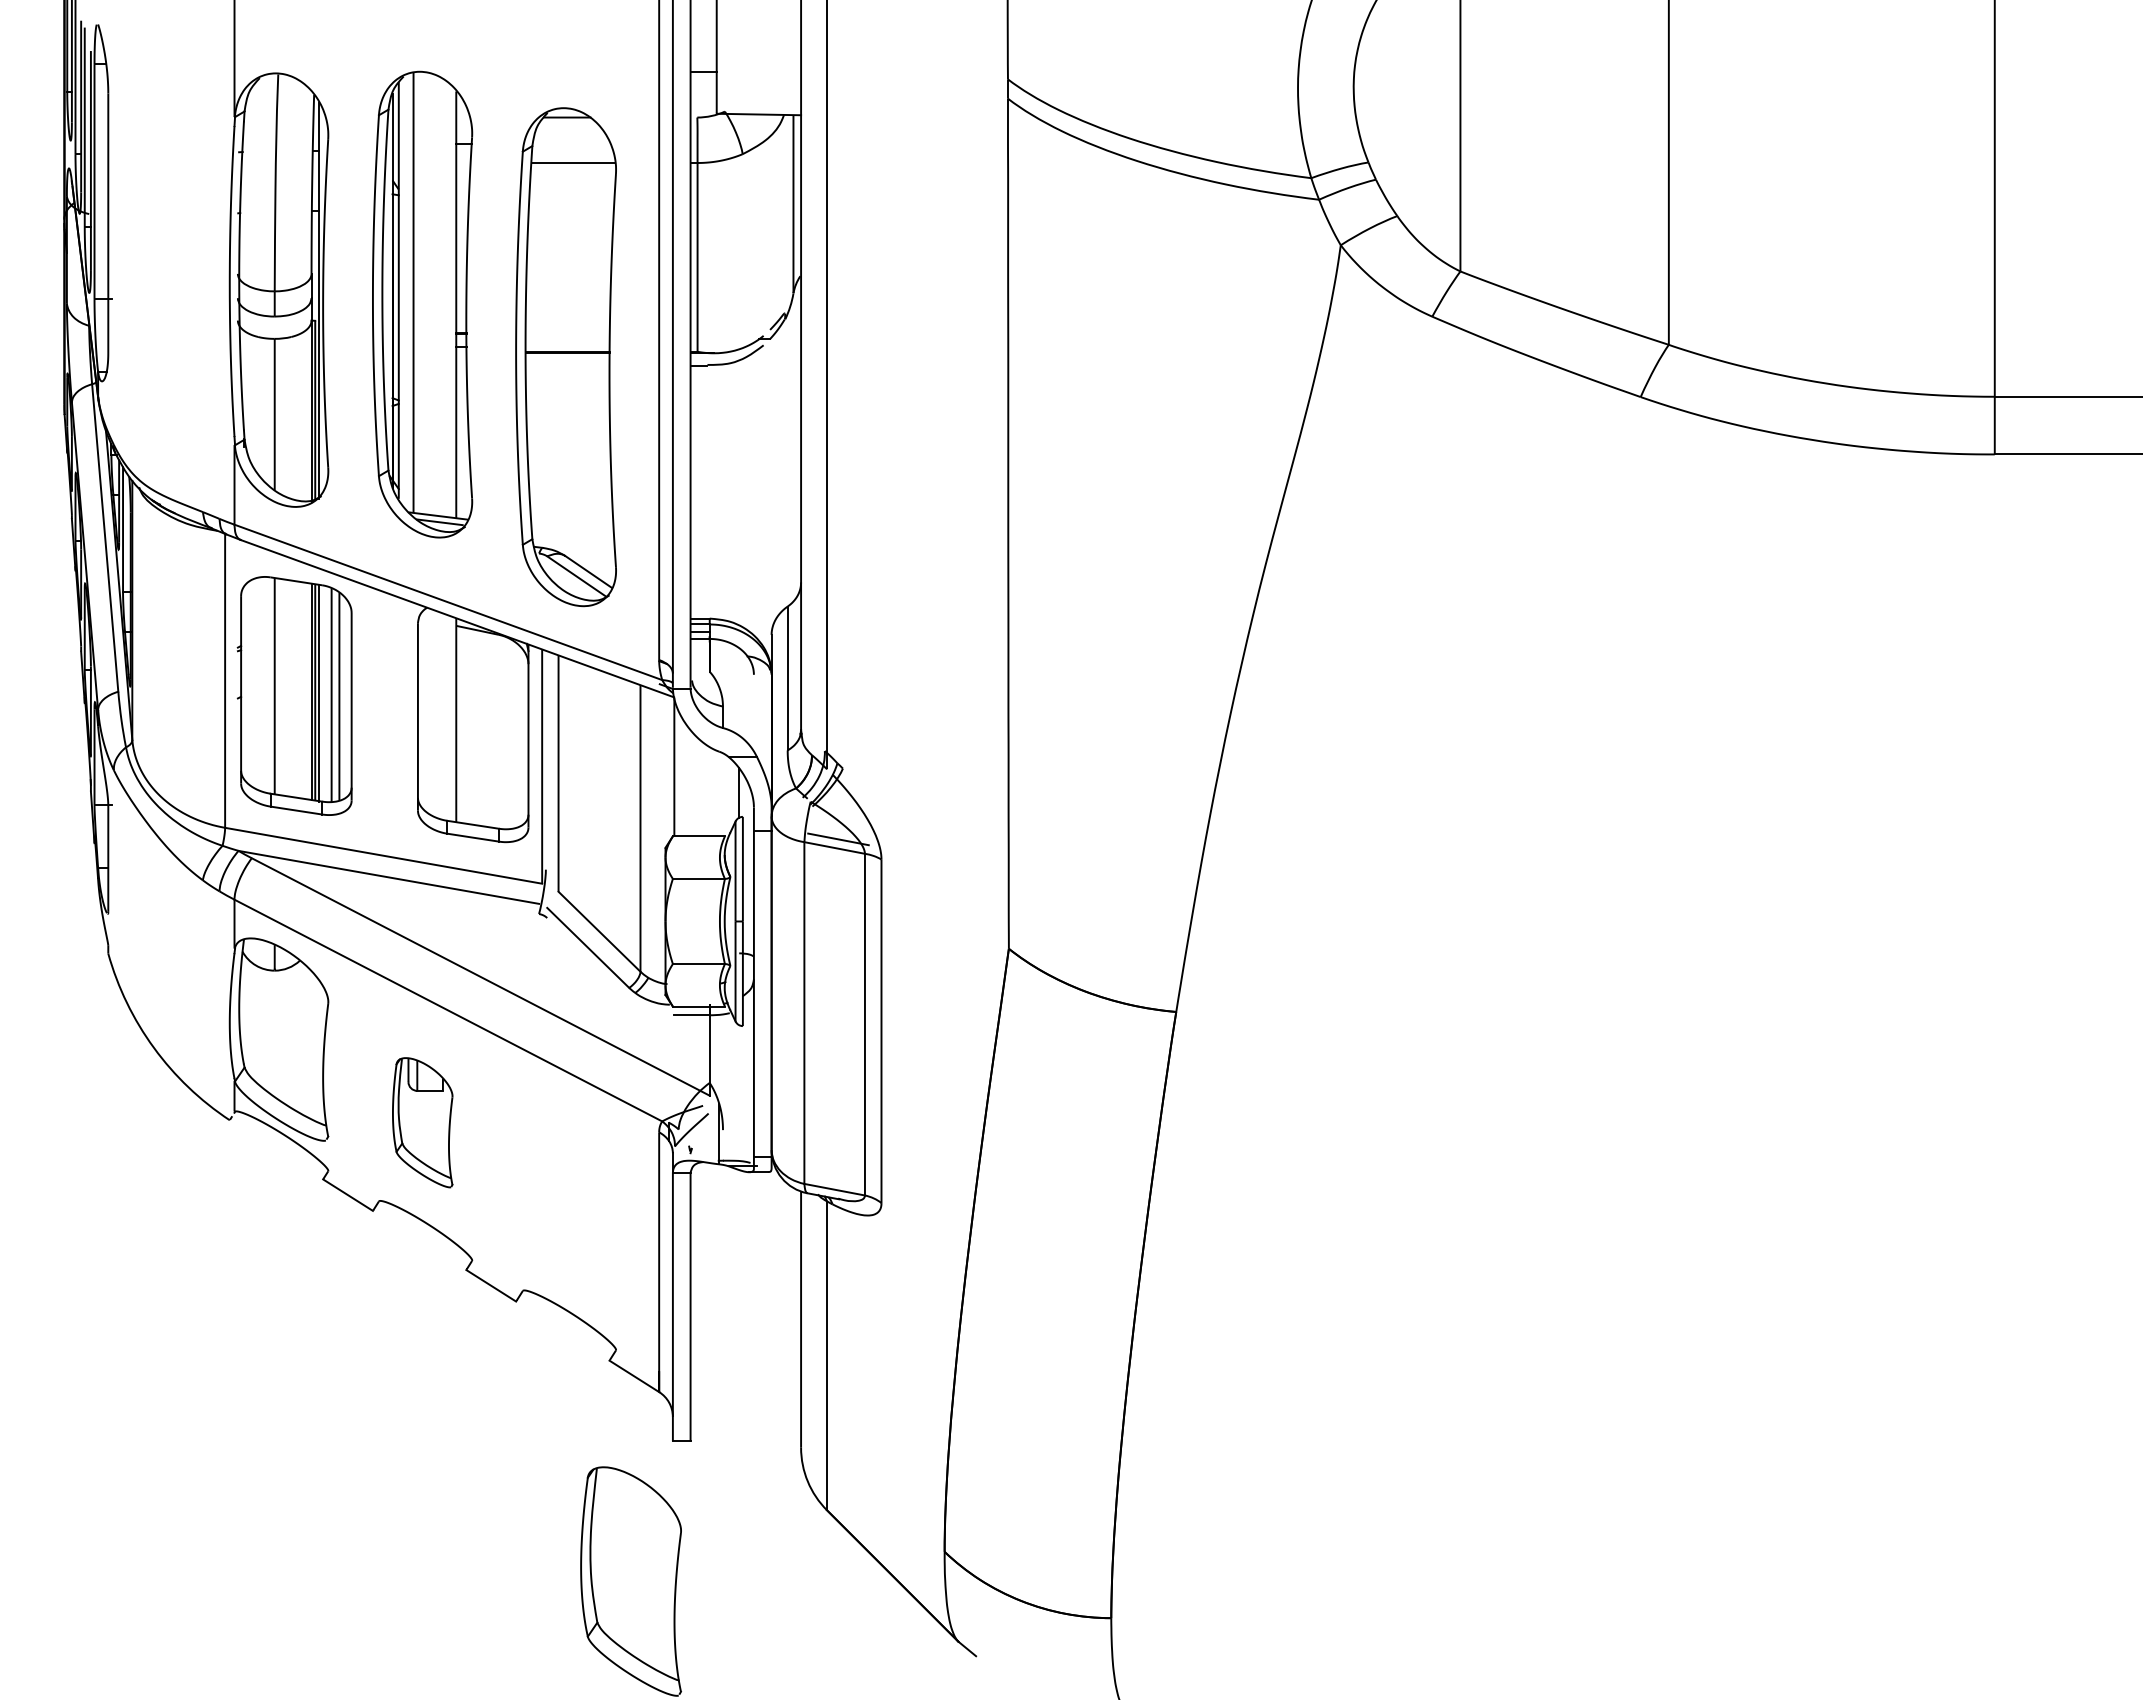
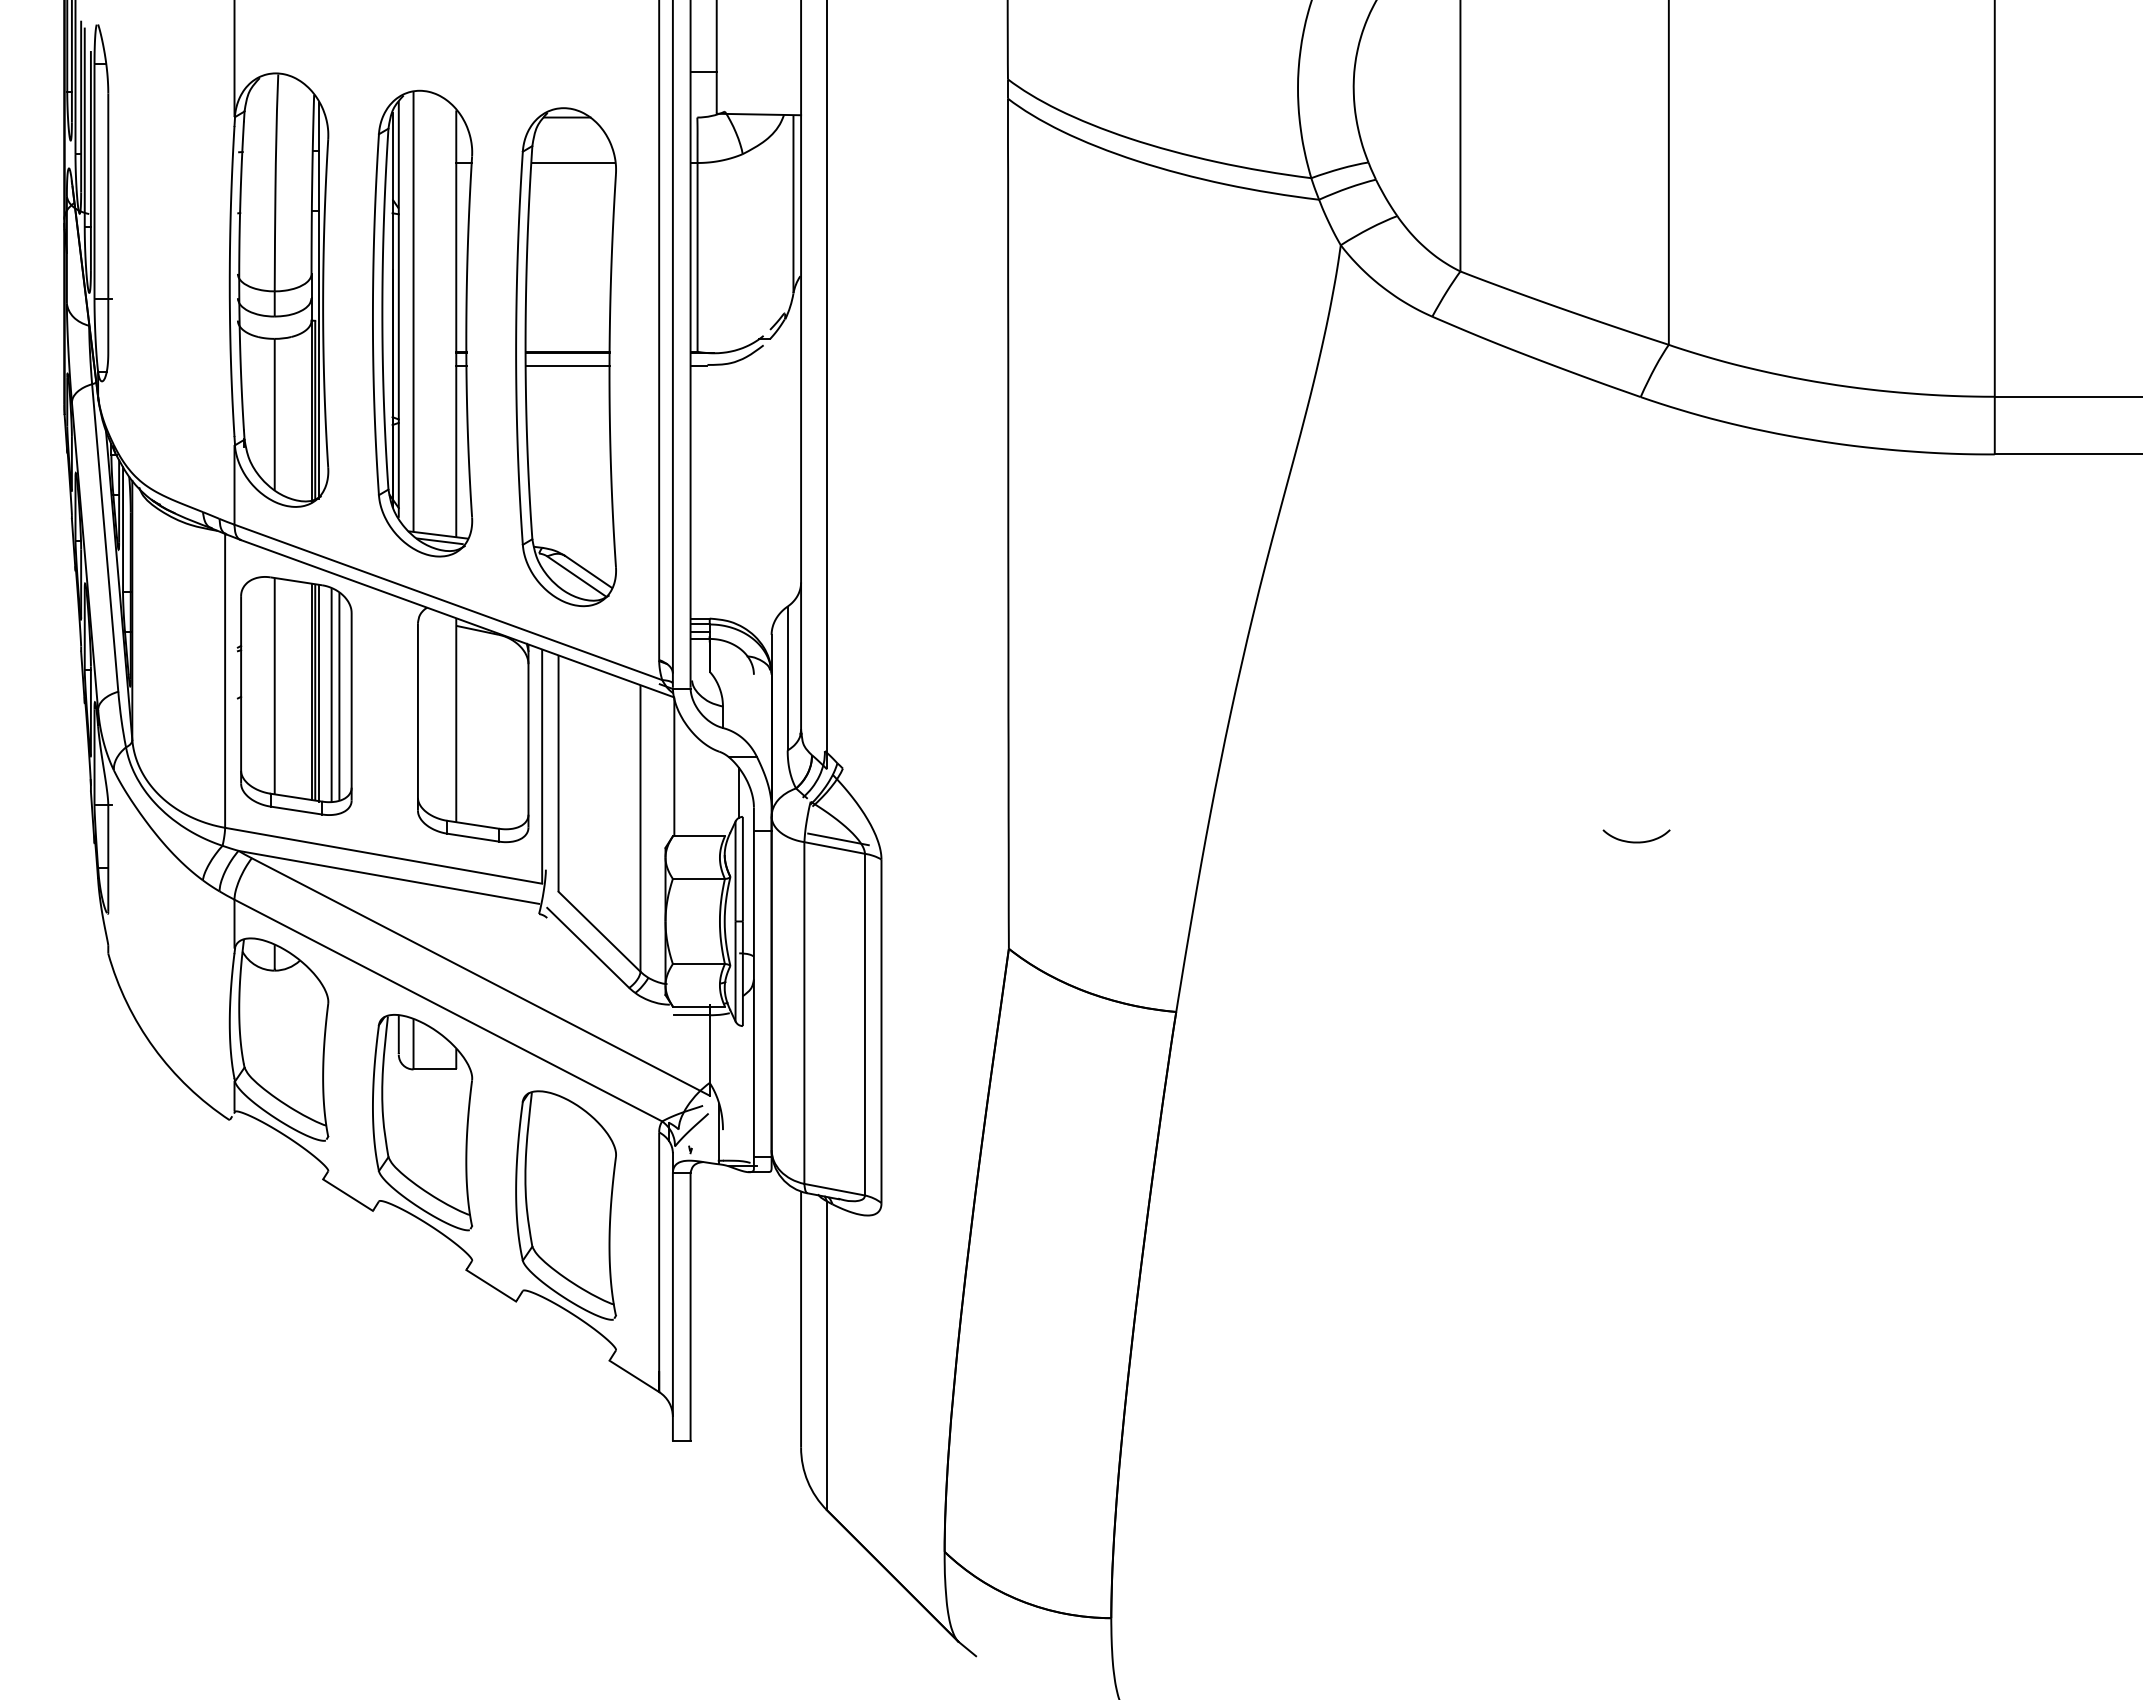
part position: (422, 304) -> (422, 323) (422, 323)
line: none -> present (568, 366)
curve: none -> present (1636, 841)
part size: 62x132 px -> 102x218 px (422, 1122)
part position: (630, 1581) -> (565, 1205) (565, 1205)
